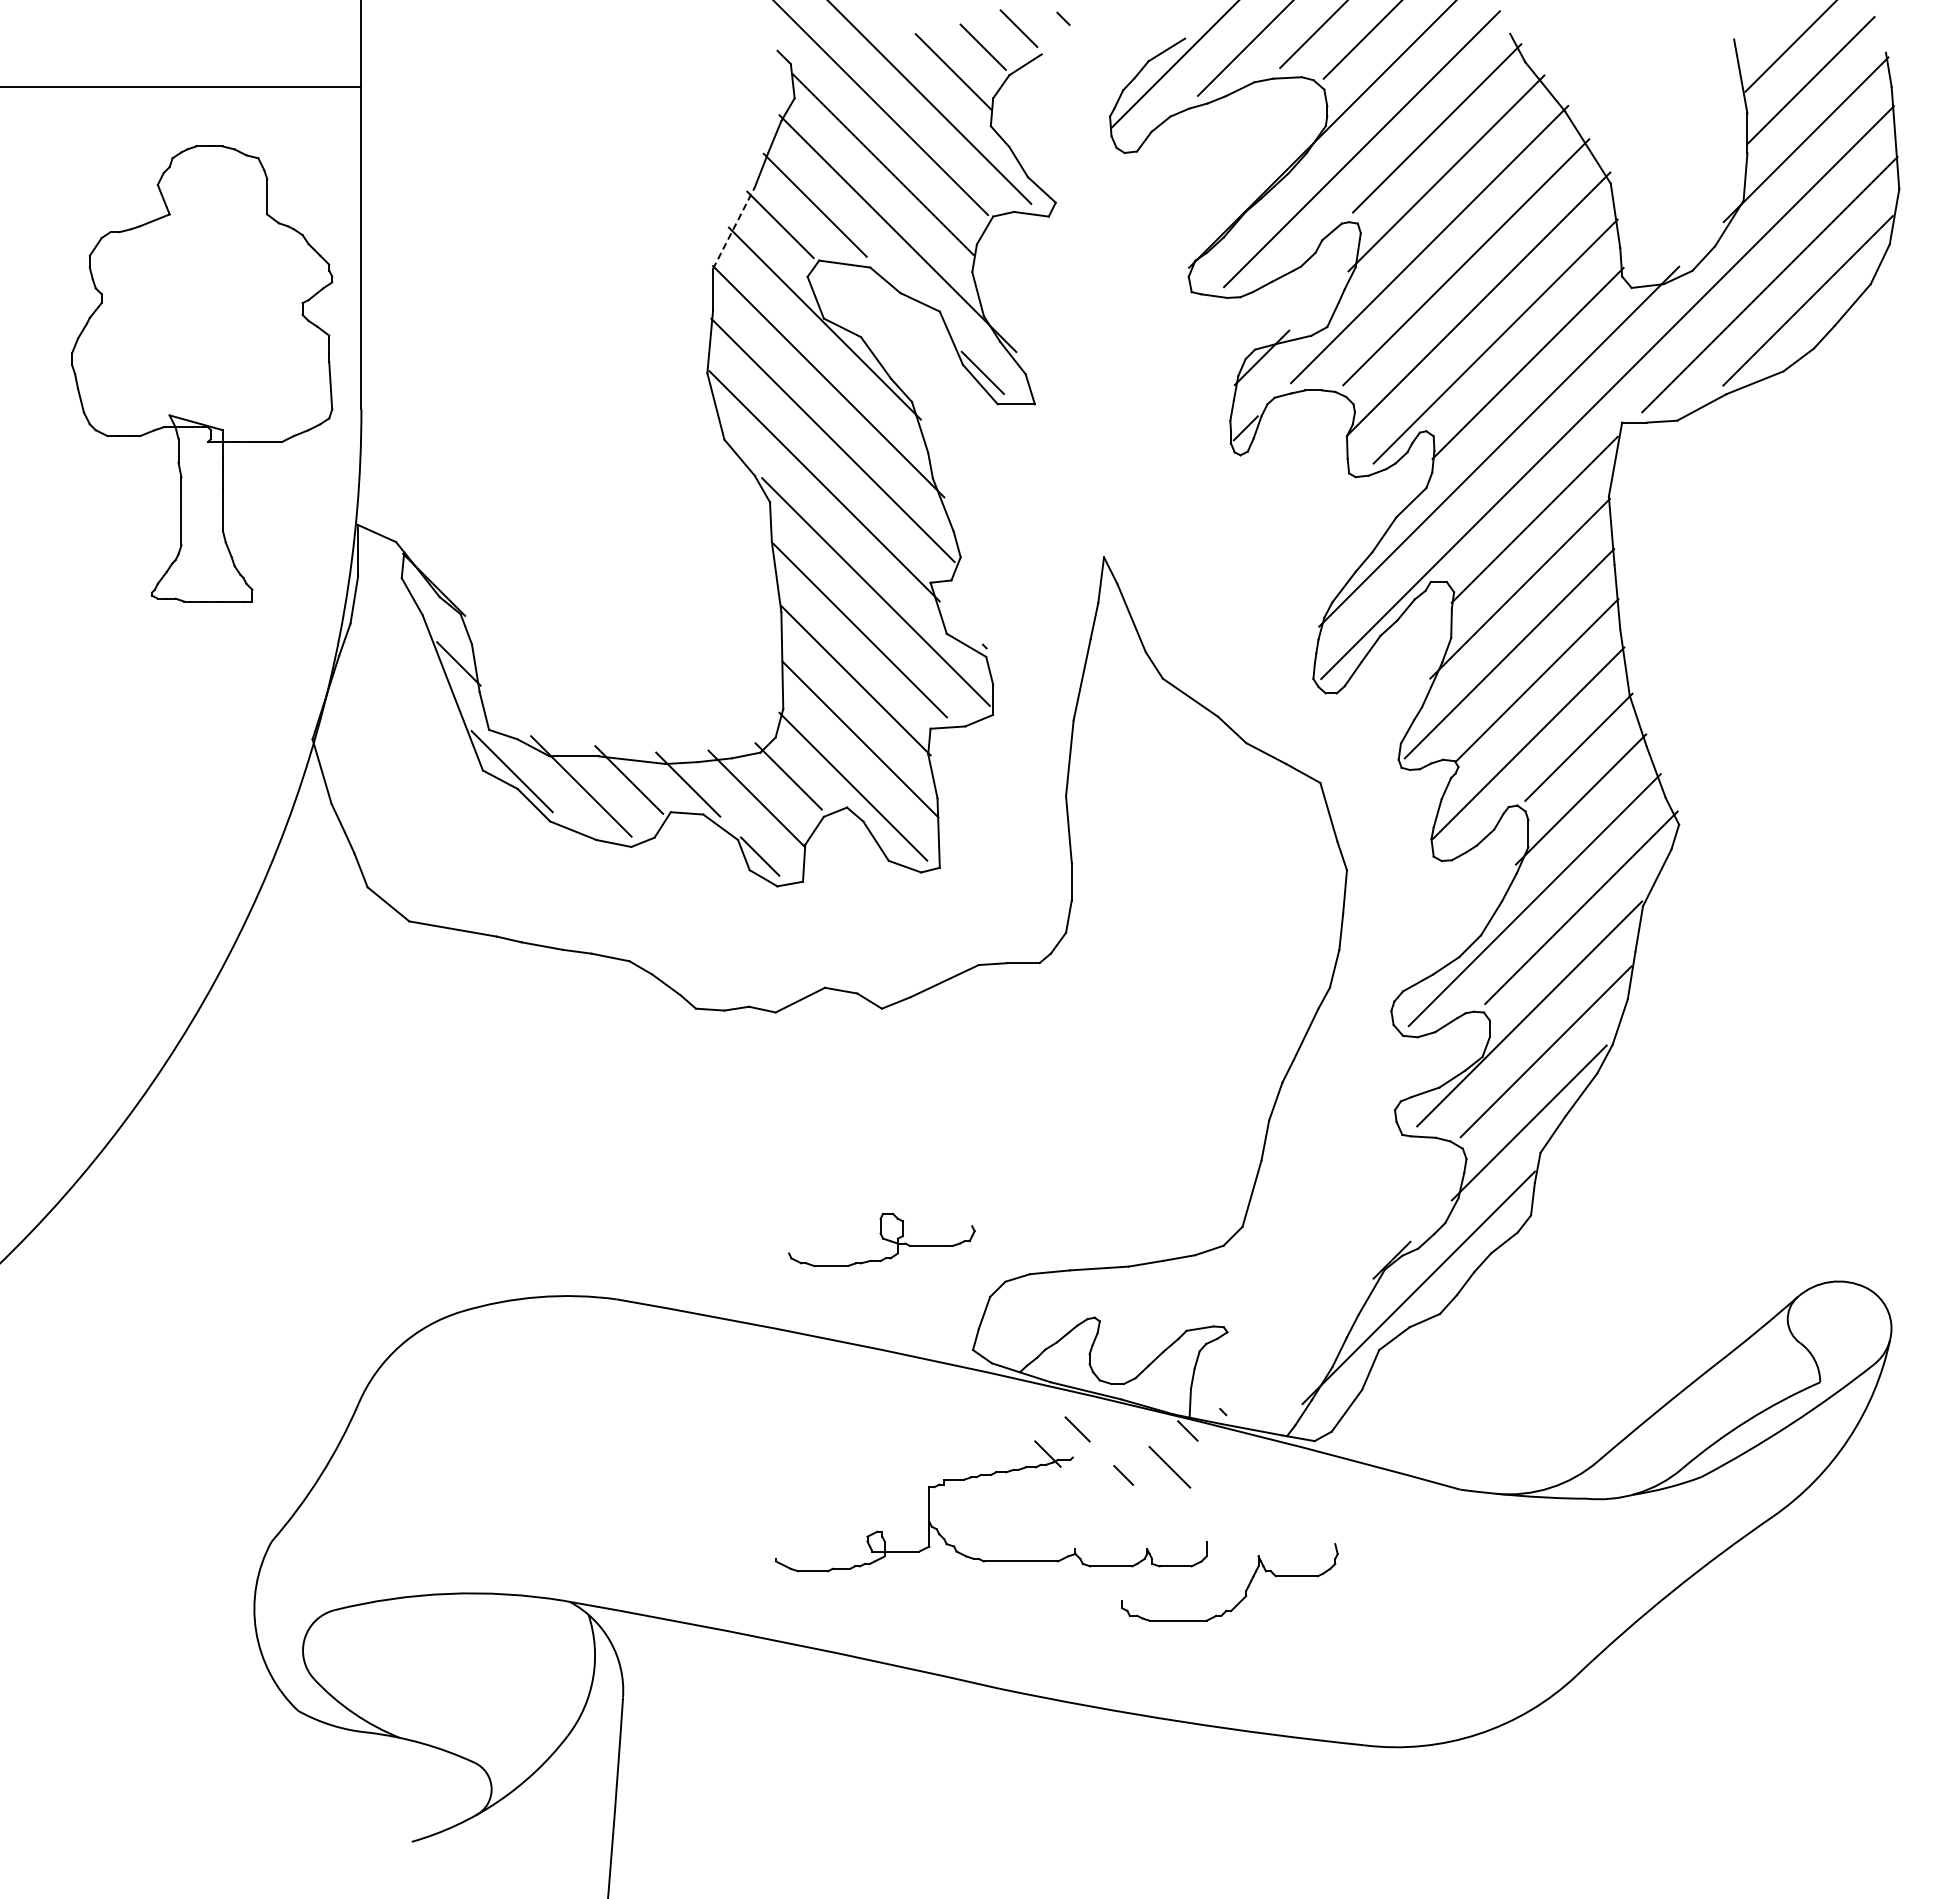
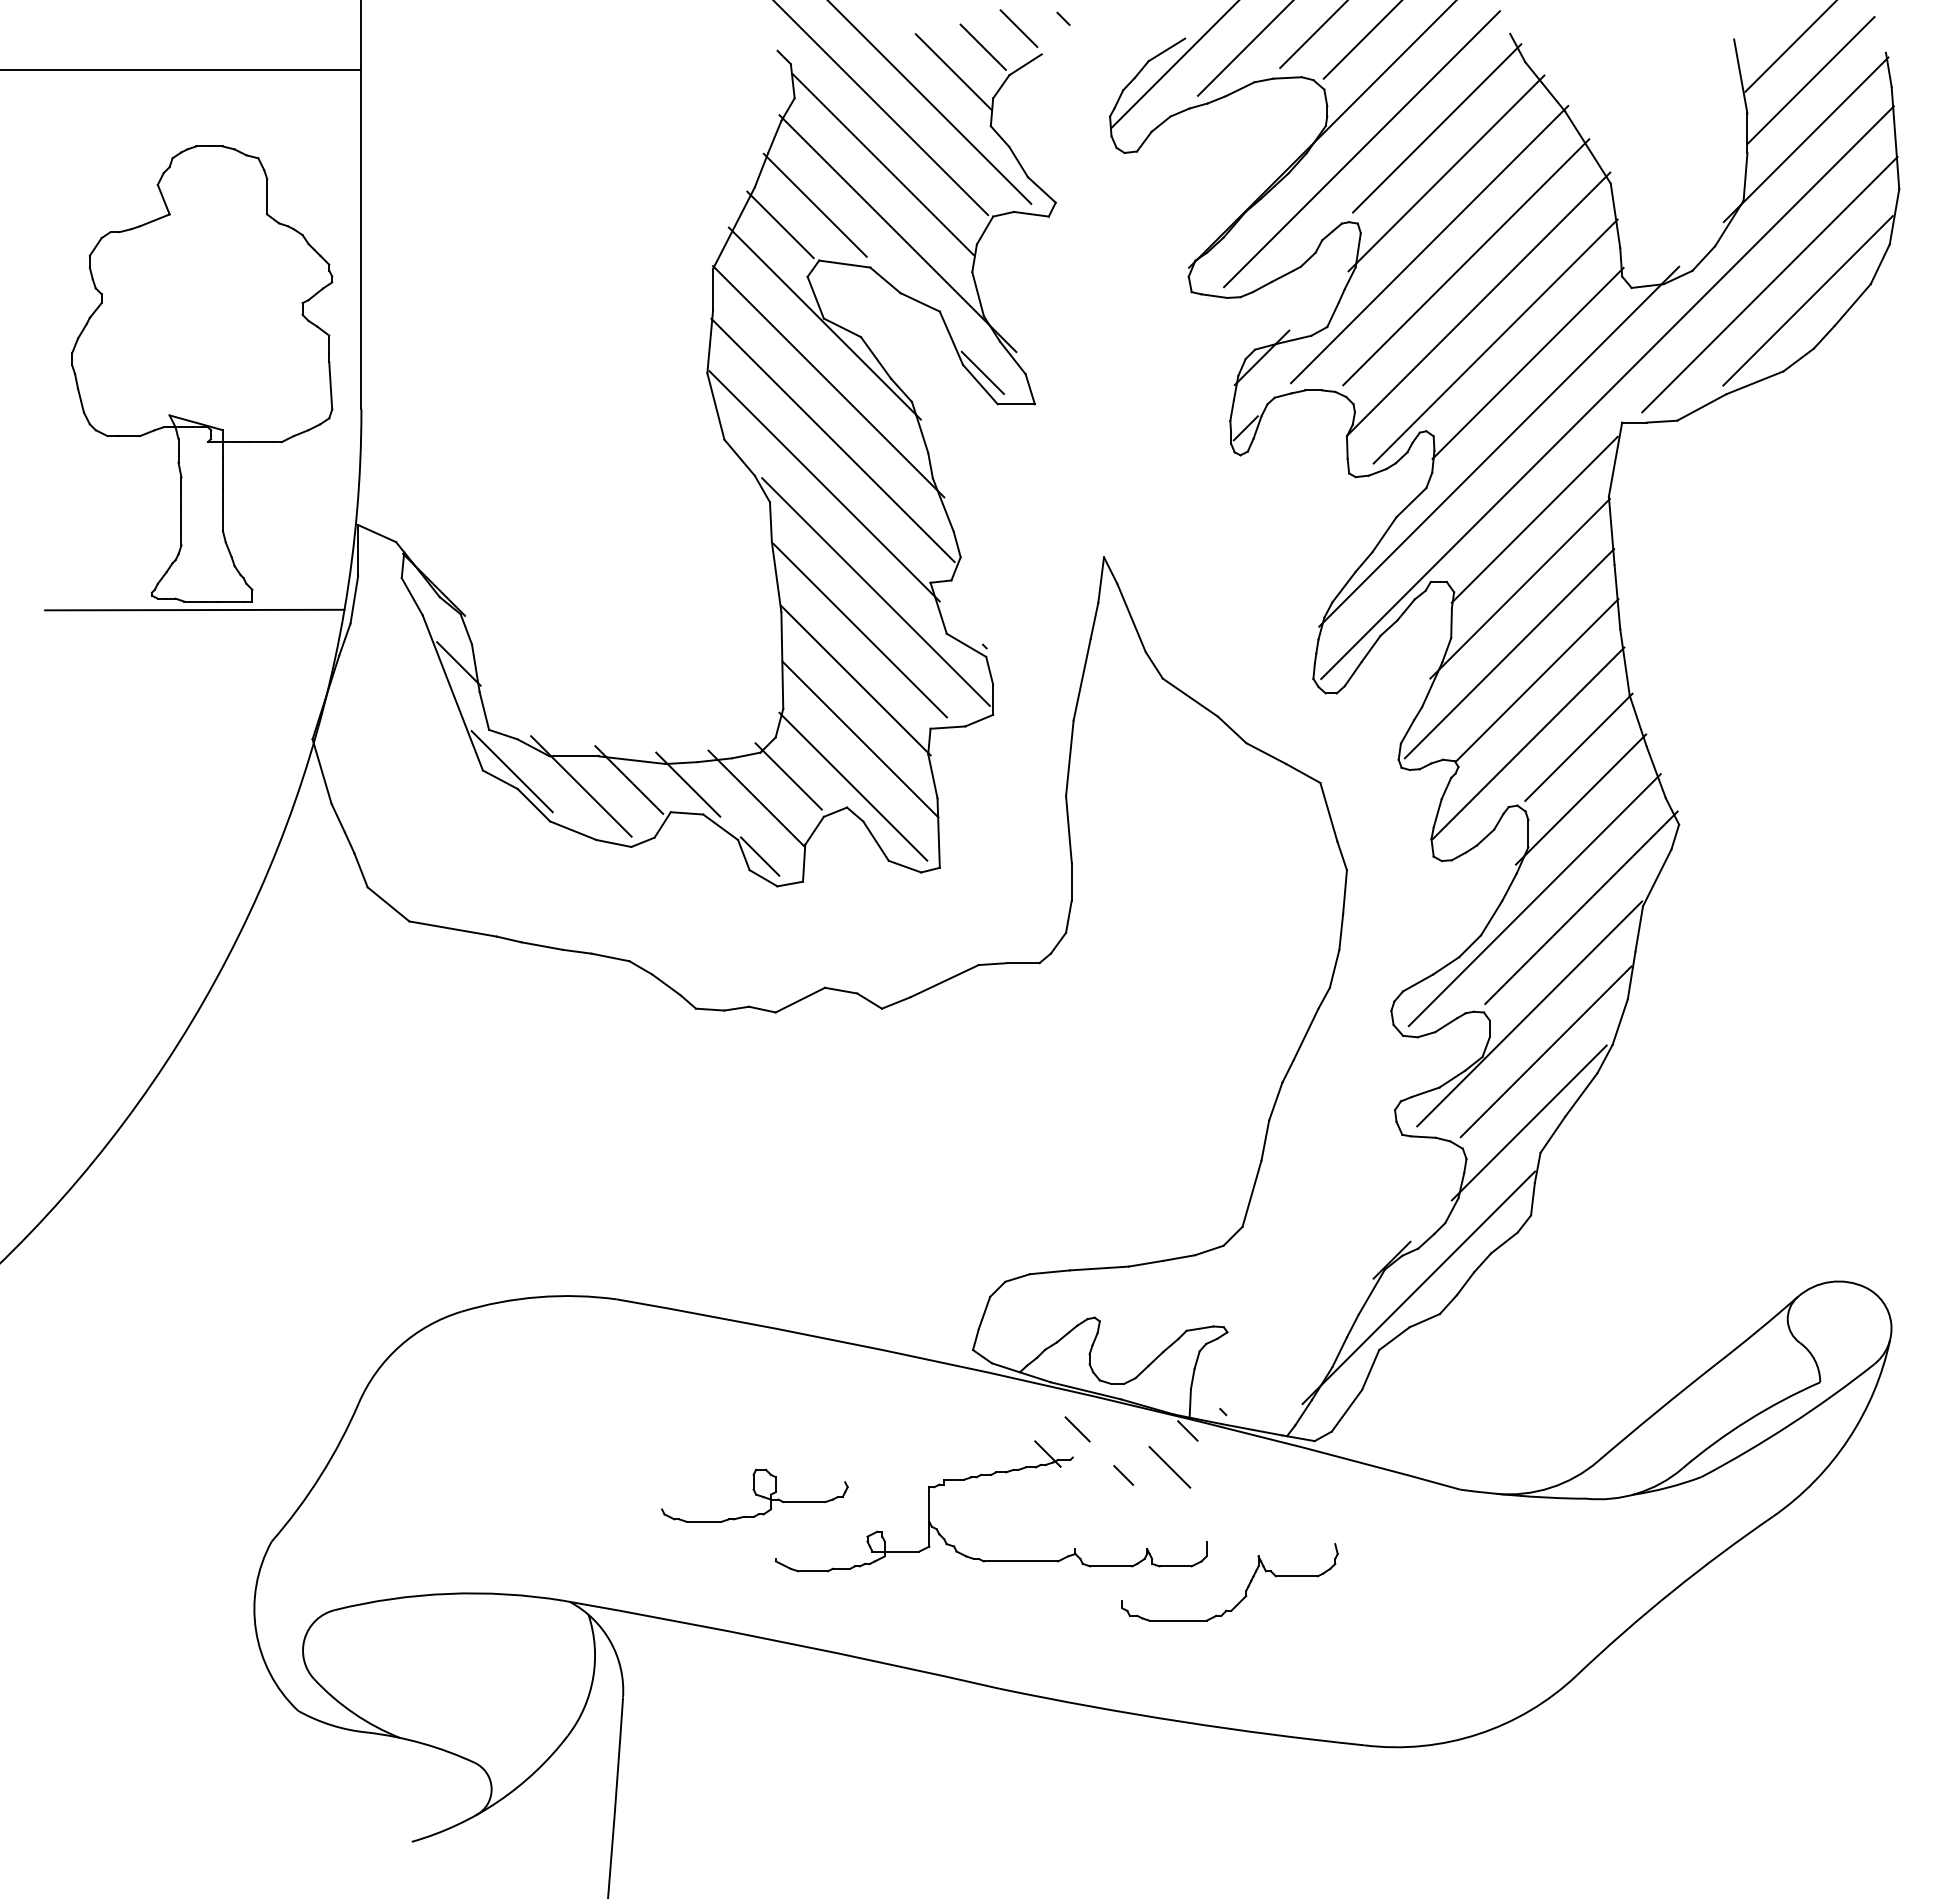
line position: (181, 87) -> (181, 70) (181, 70)
line: dashed -> solid (733, 228)
line: none -> present (194, 609)
part position: (881, 1239) -> (754, 1495) (754, 1495)
